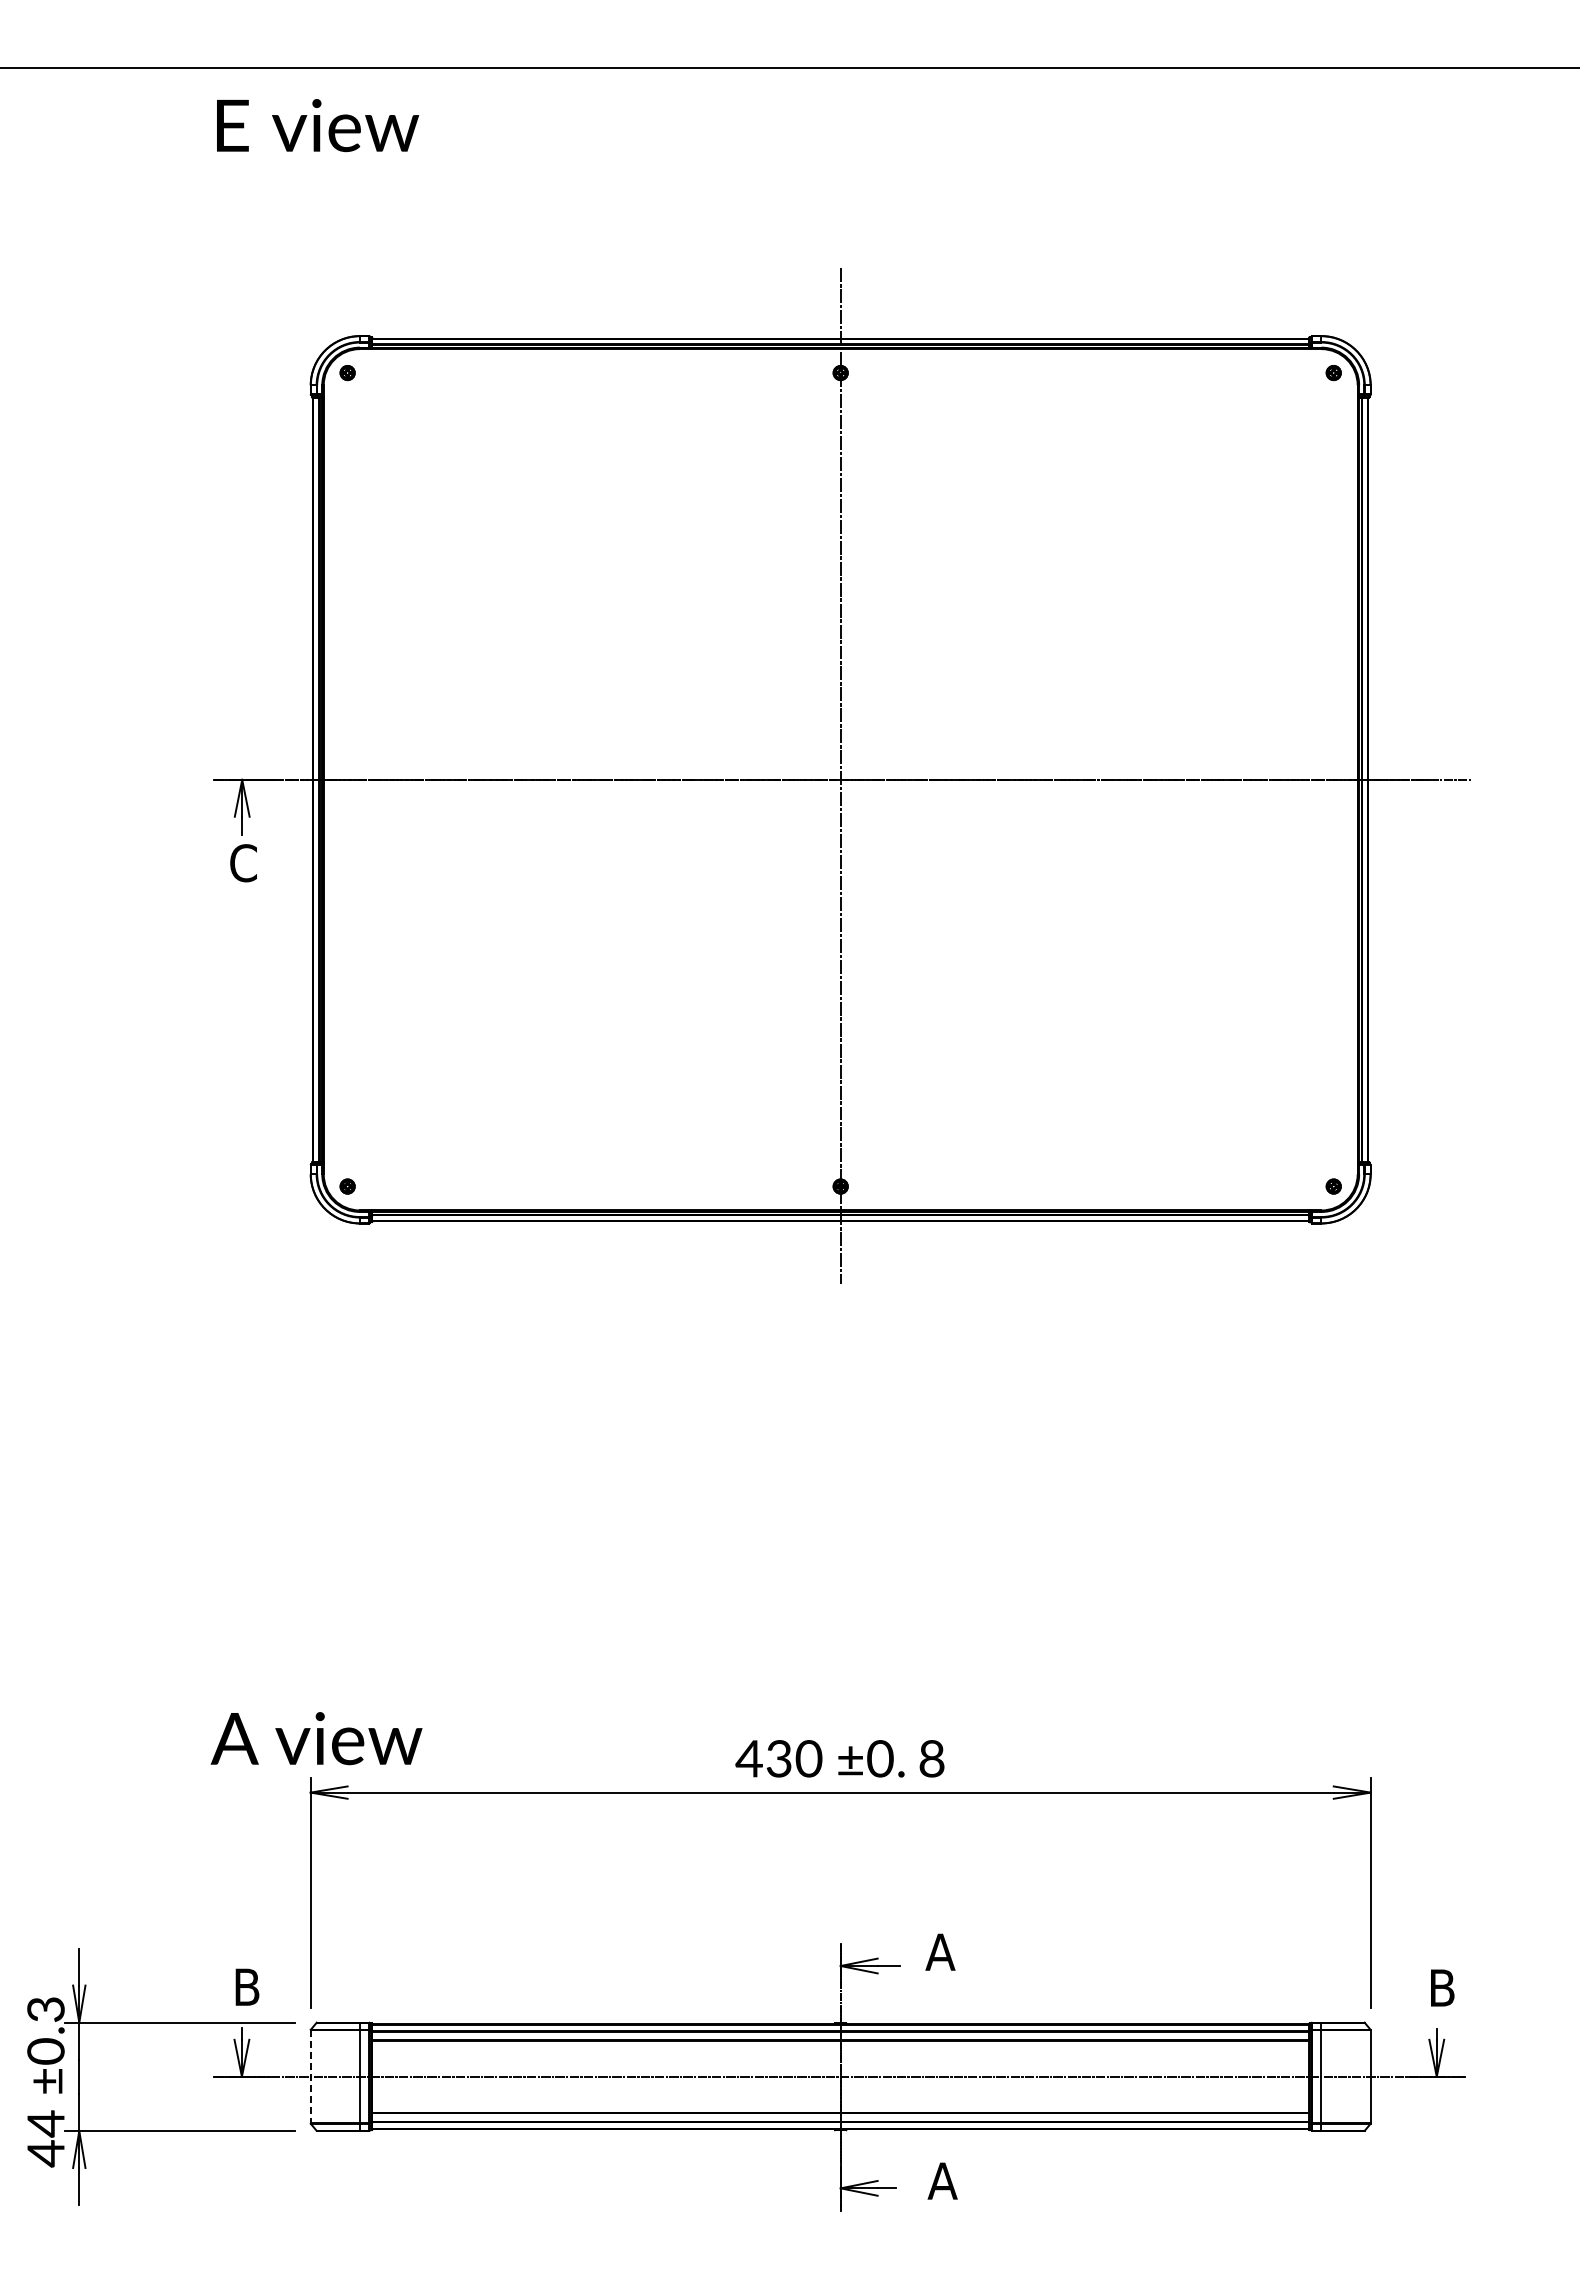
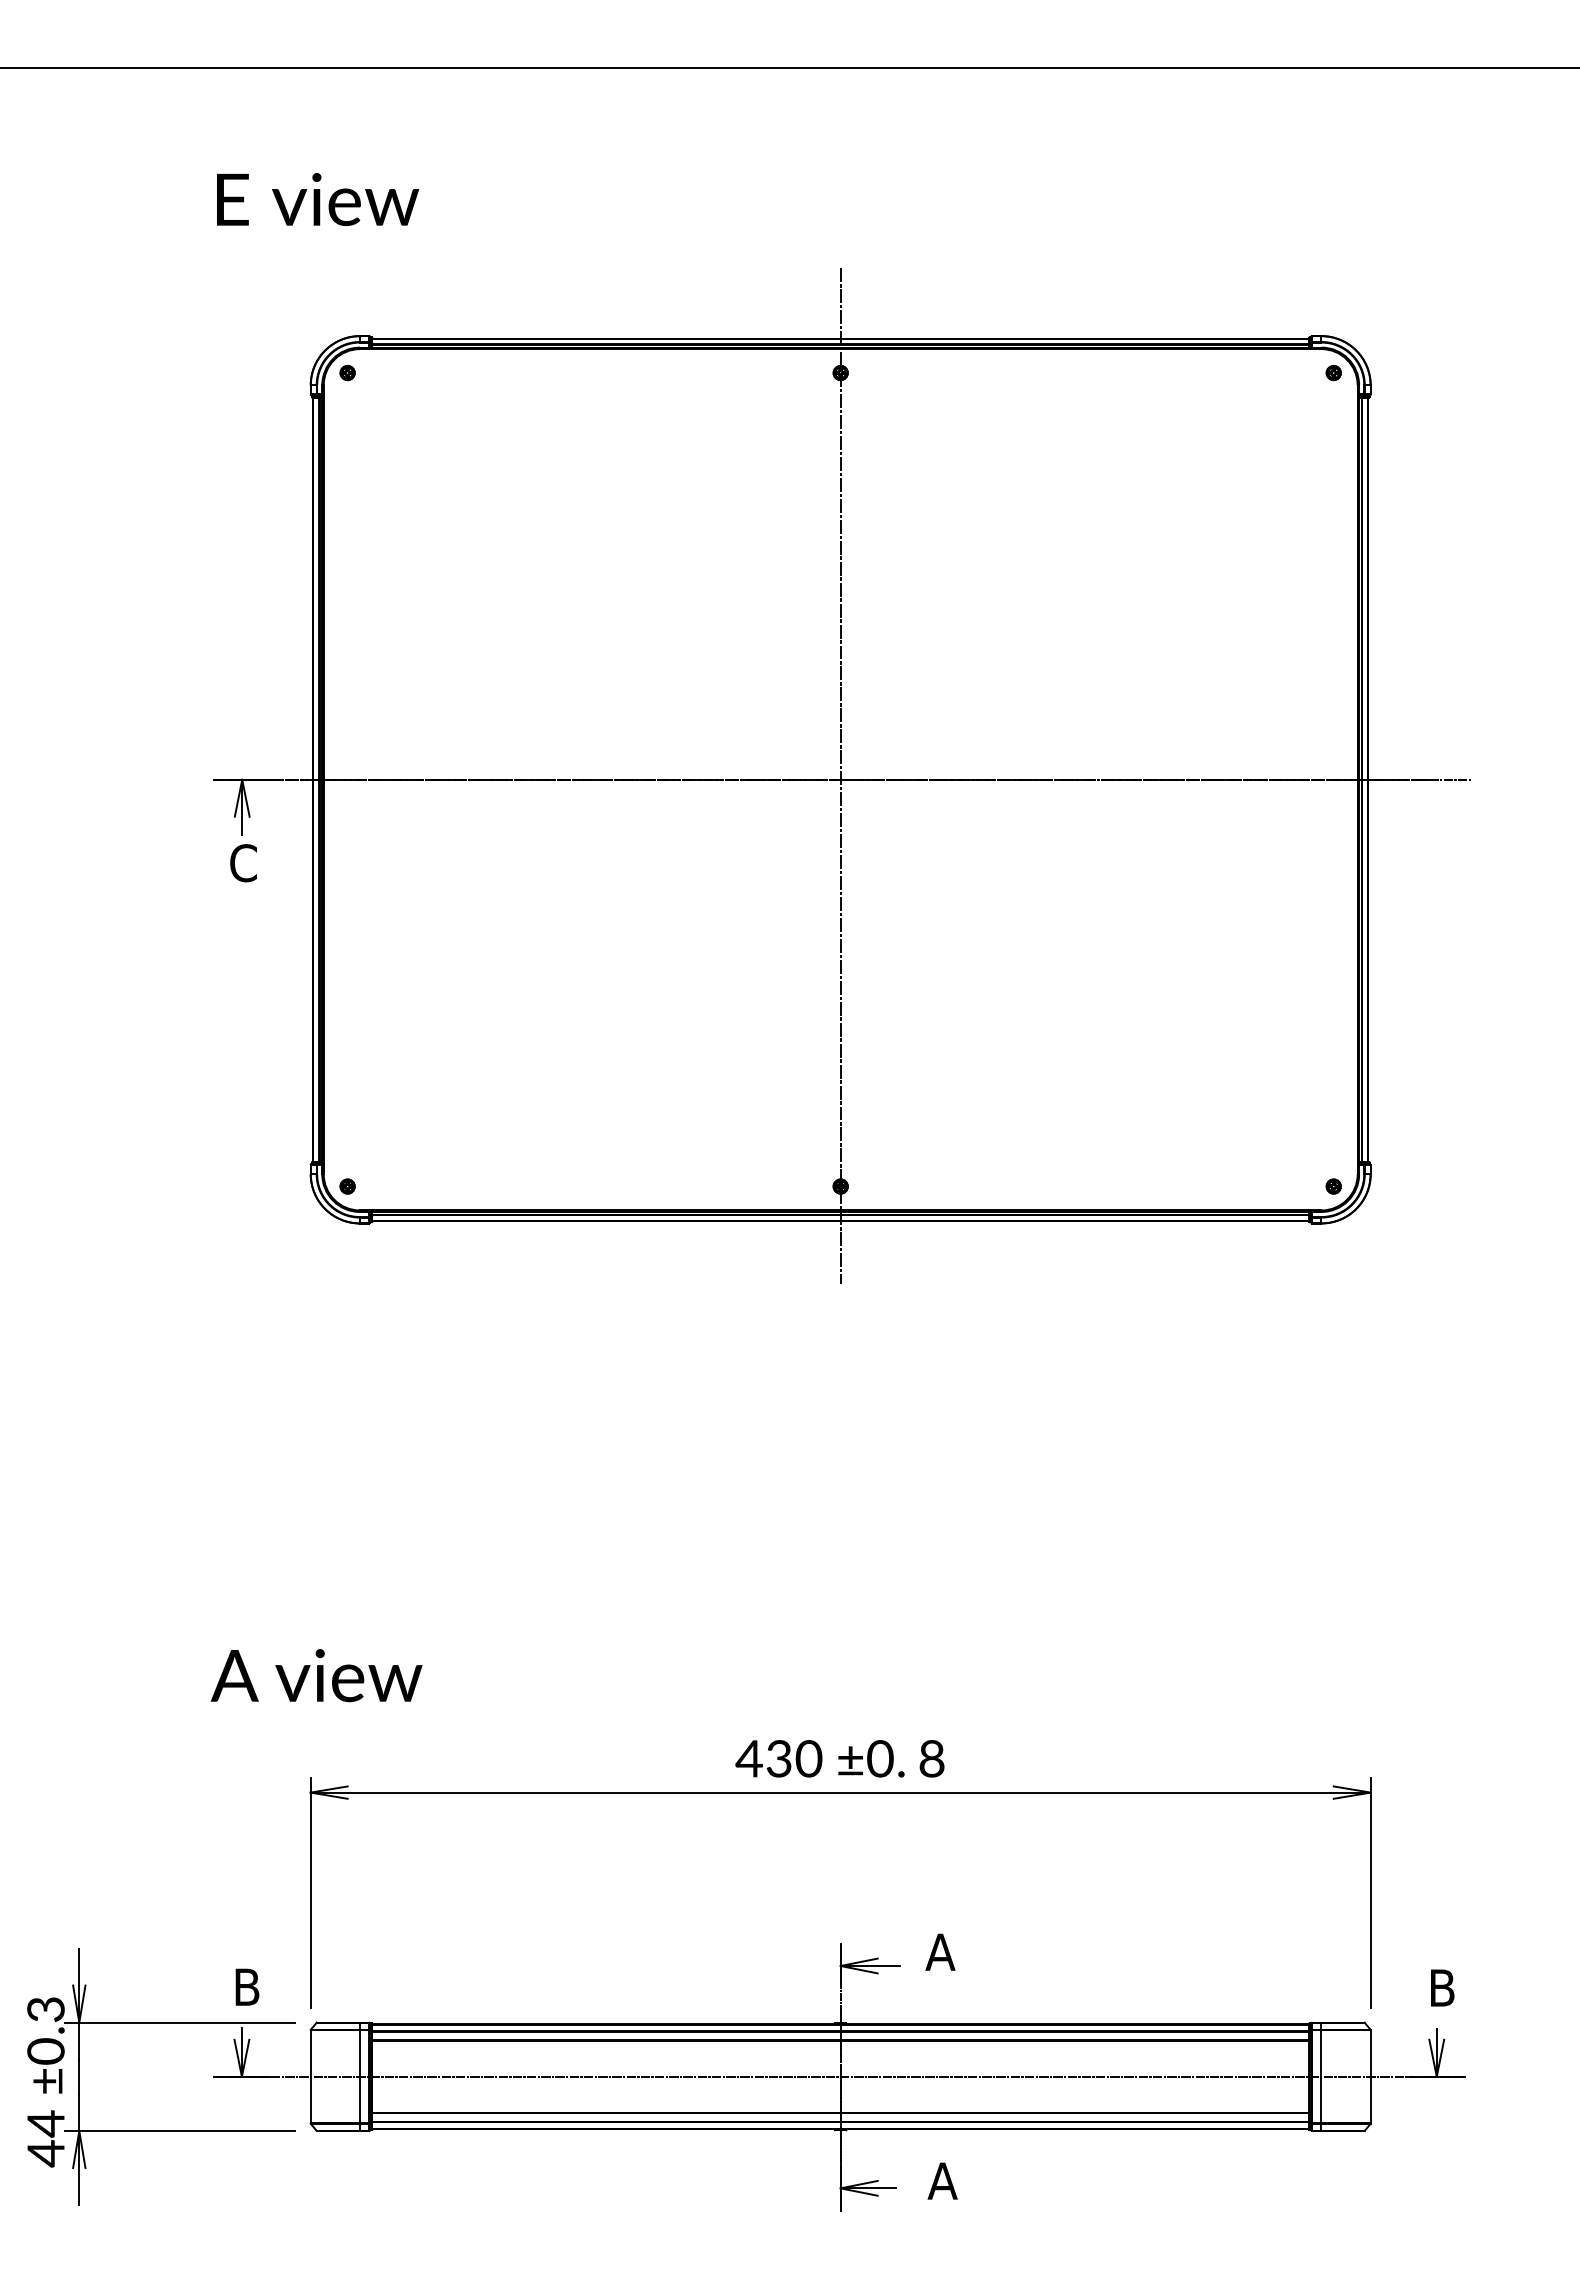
text position: (318, 125) -> (318, 199) (318, 199)
text position: (316, 1738) -> (316, 1675) (316, 1675)
line: dashed -> solid (310, 2076)
